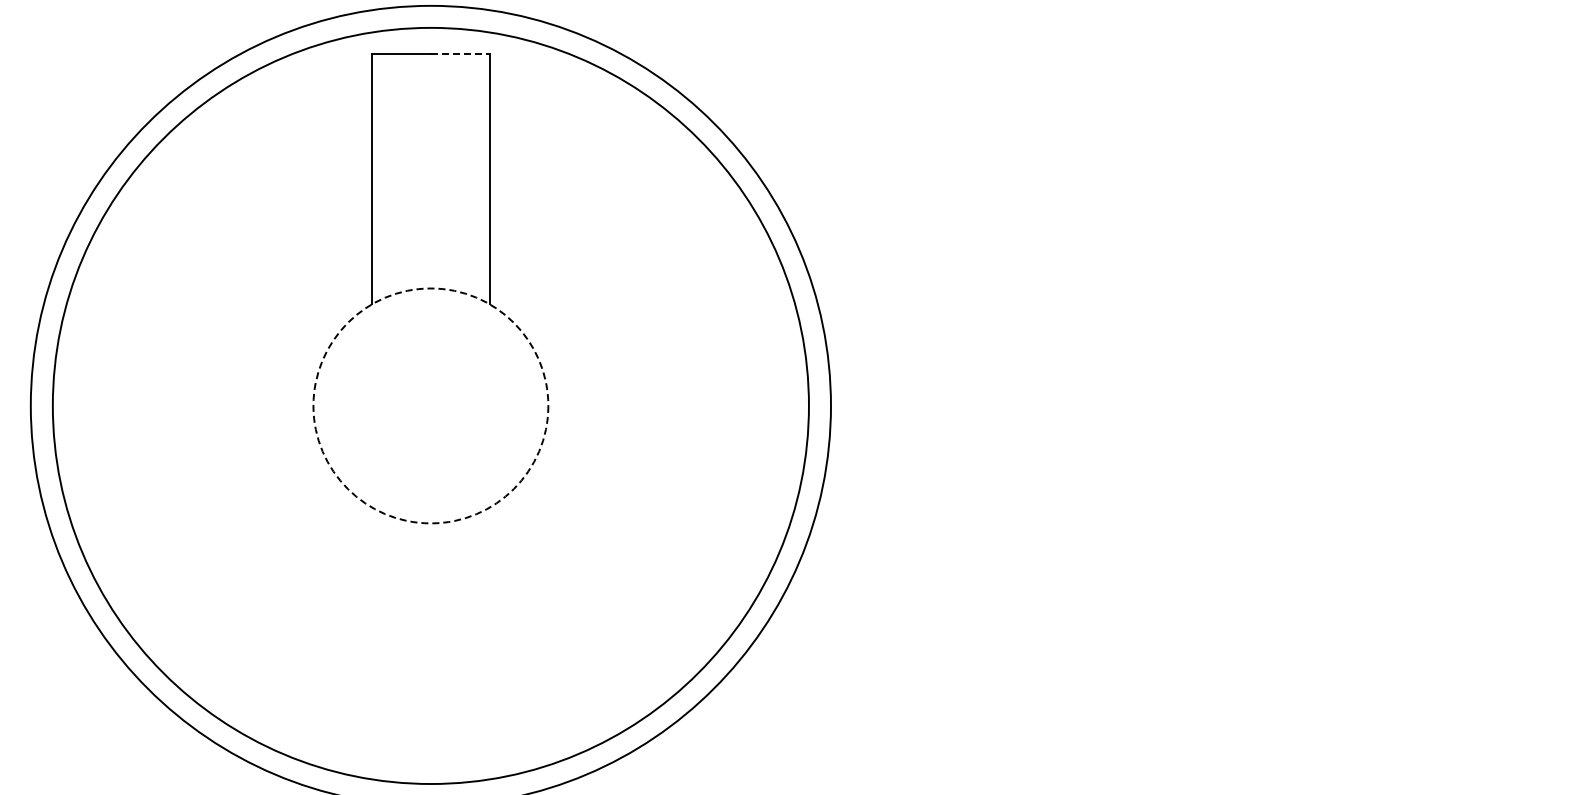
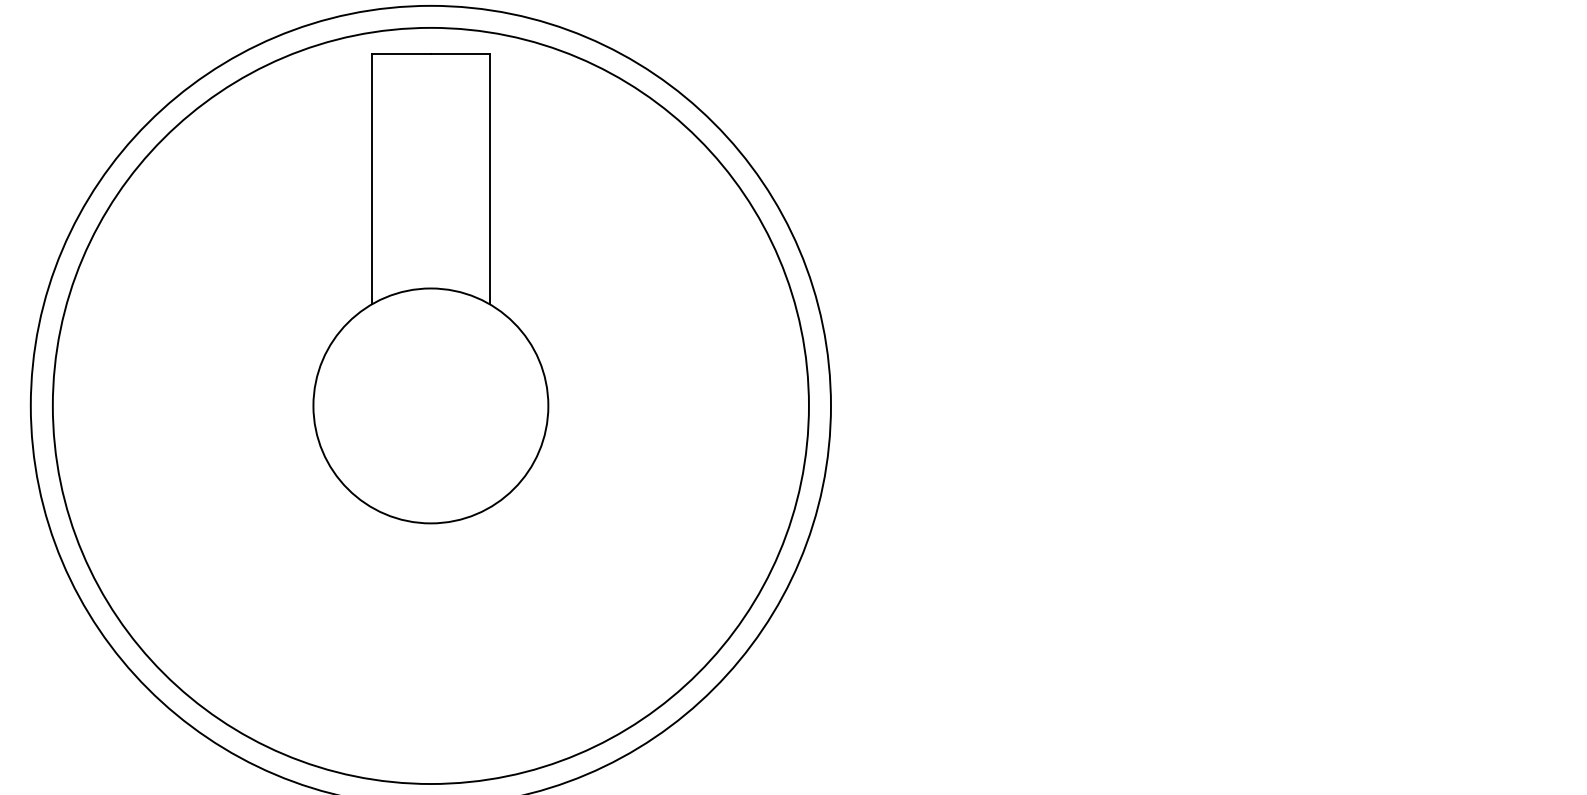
line: dashed -> solid (460, 53)
circle: dashed -> solid (430, 405)
